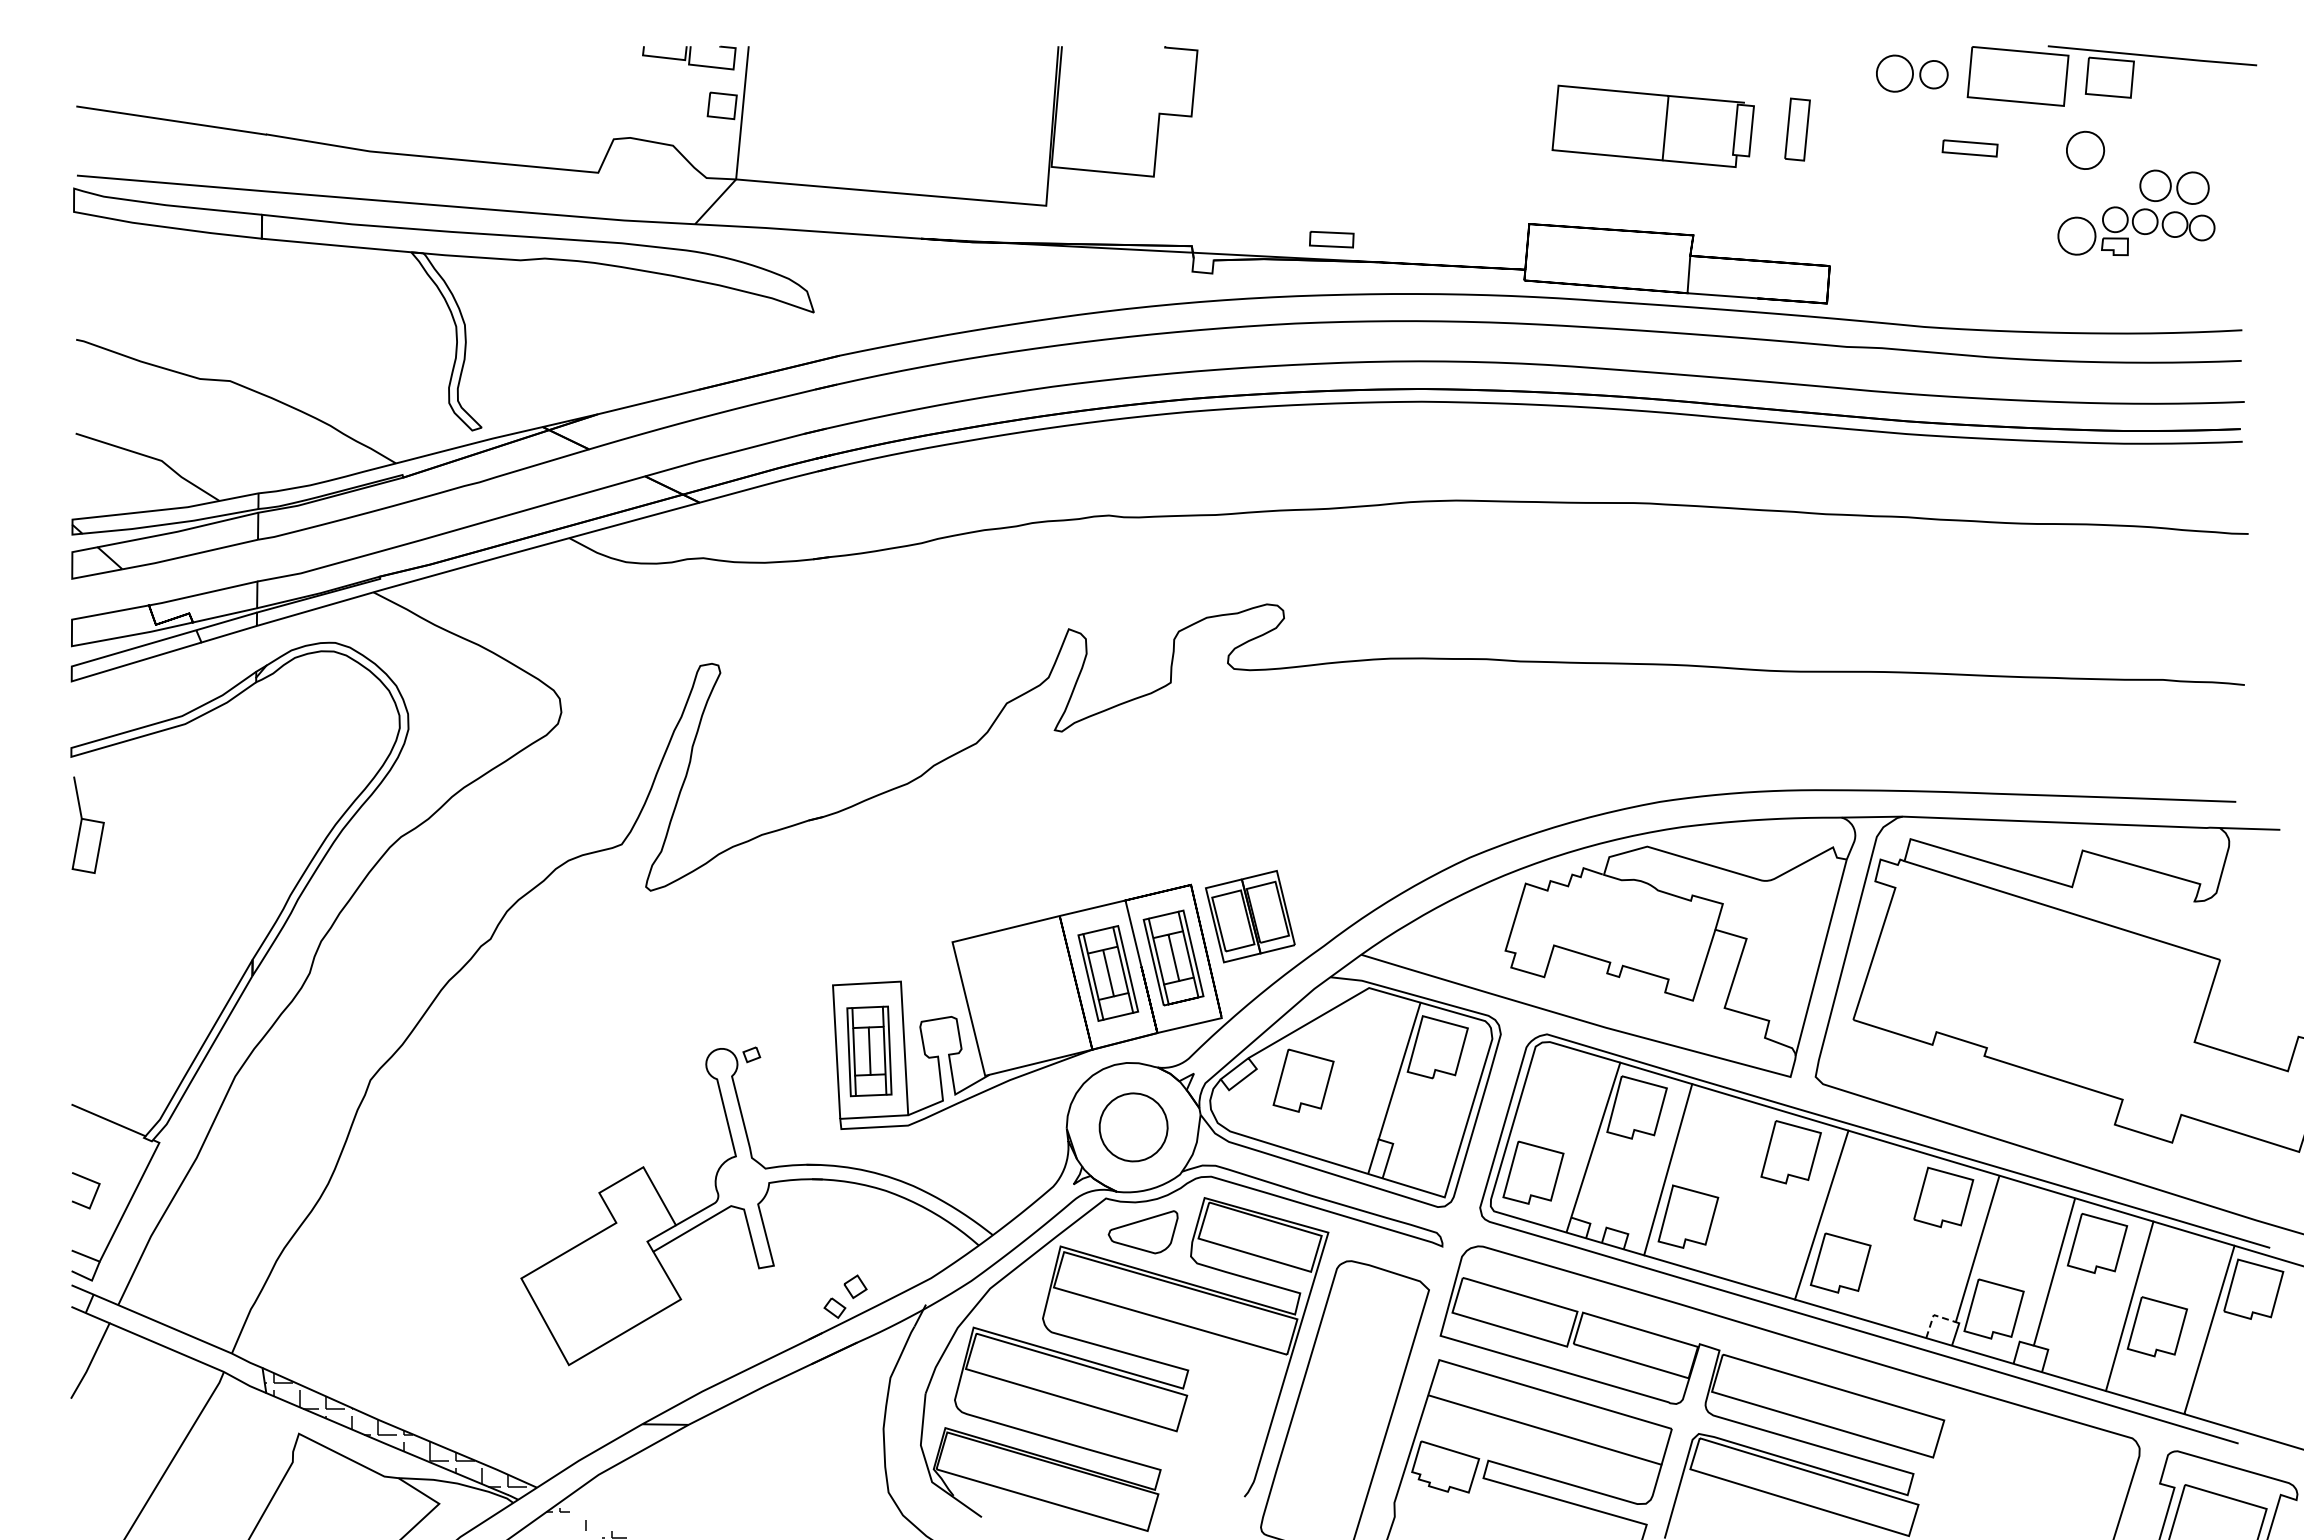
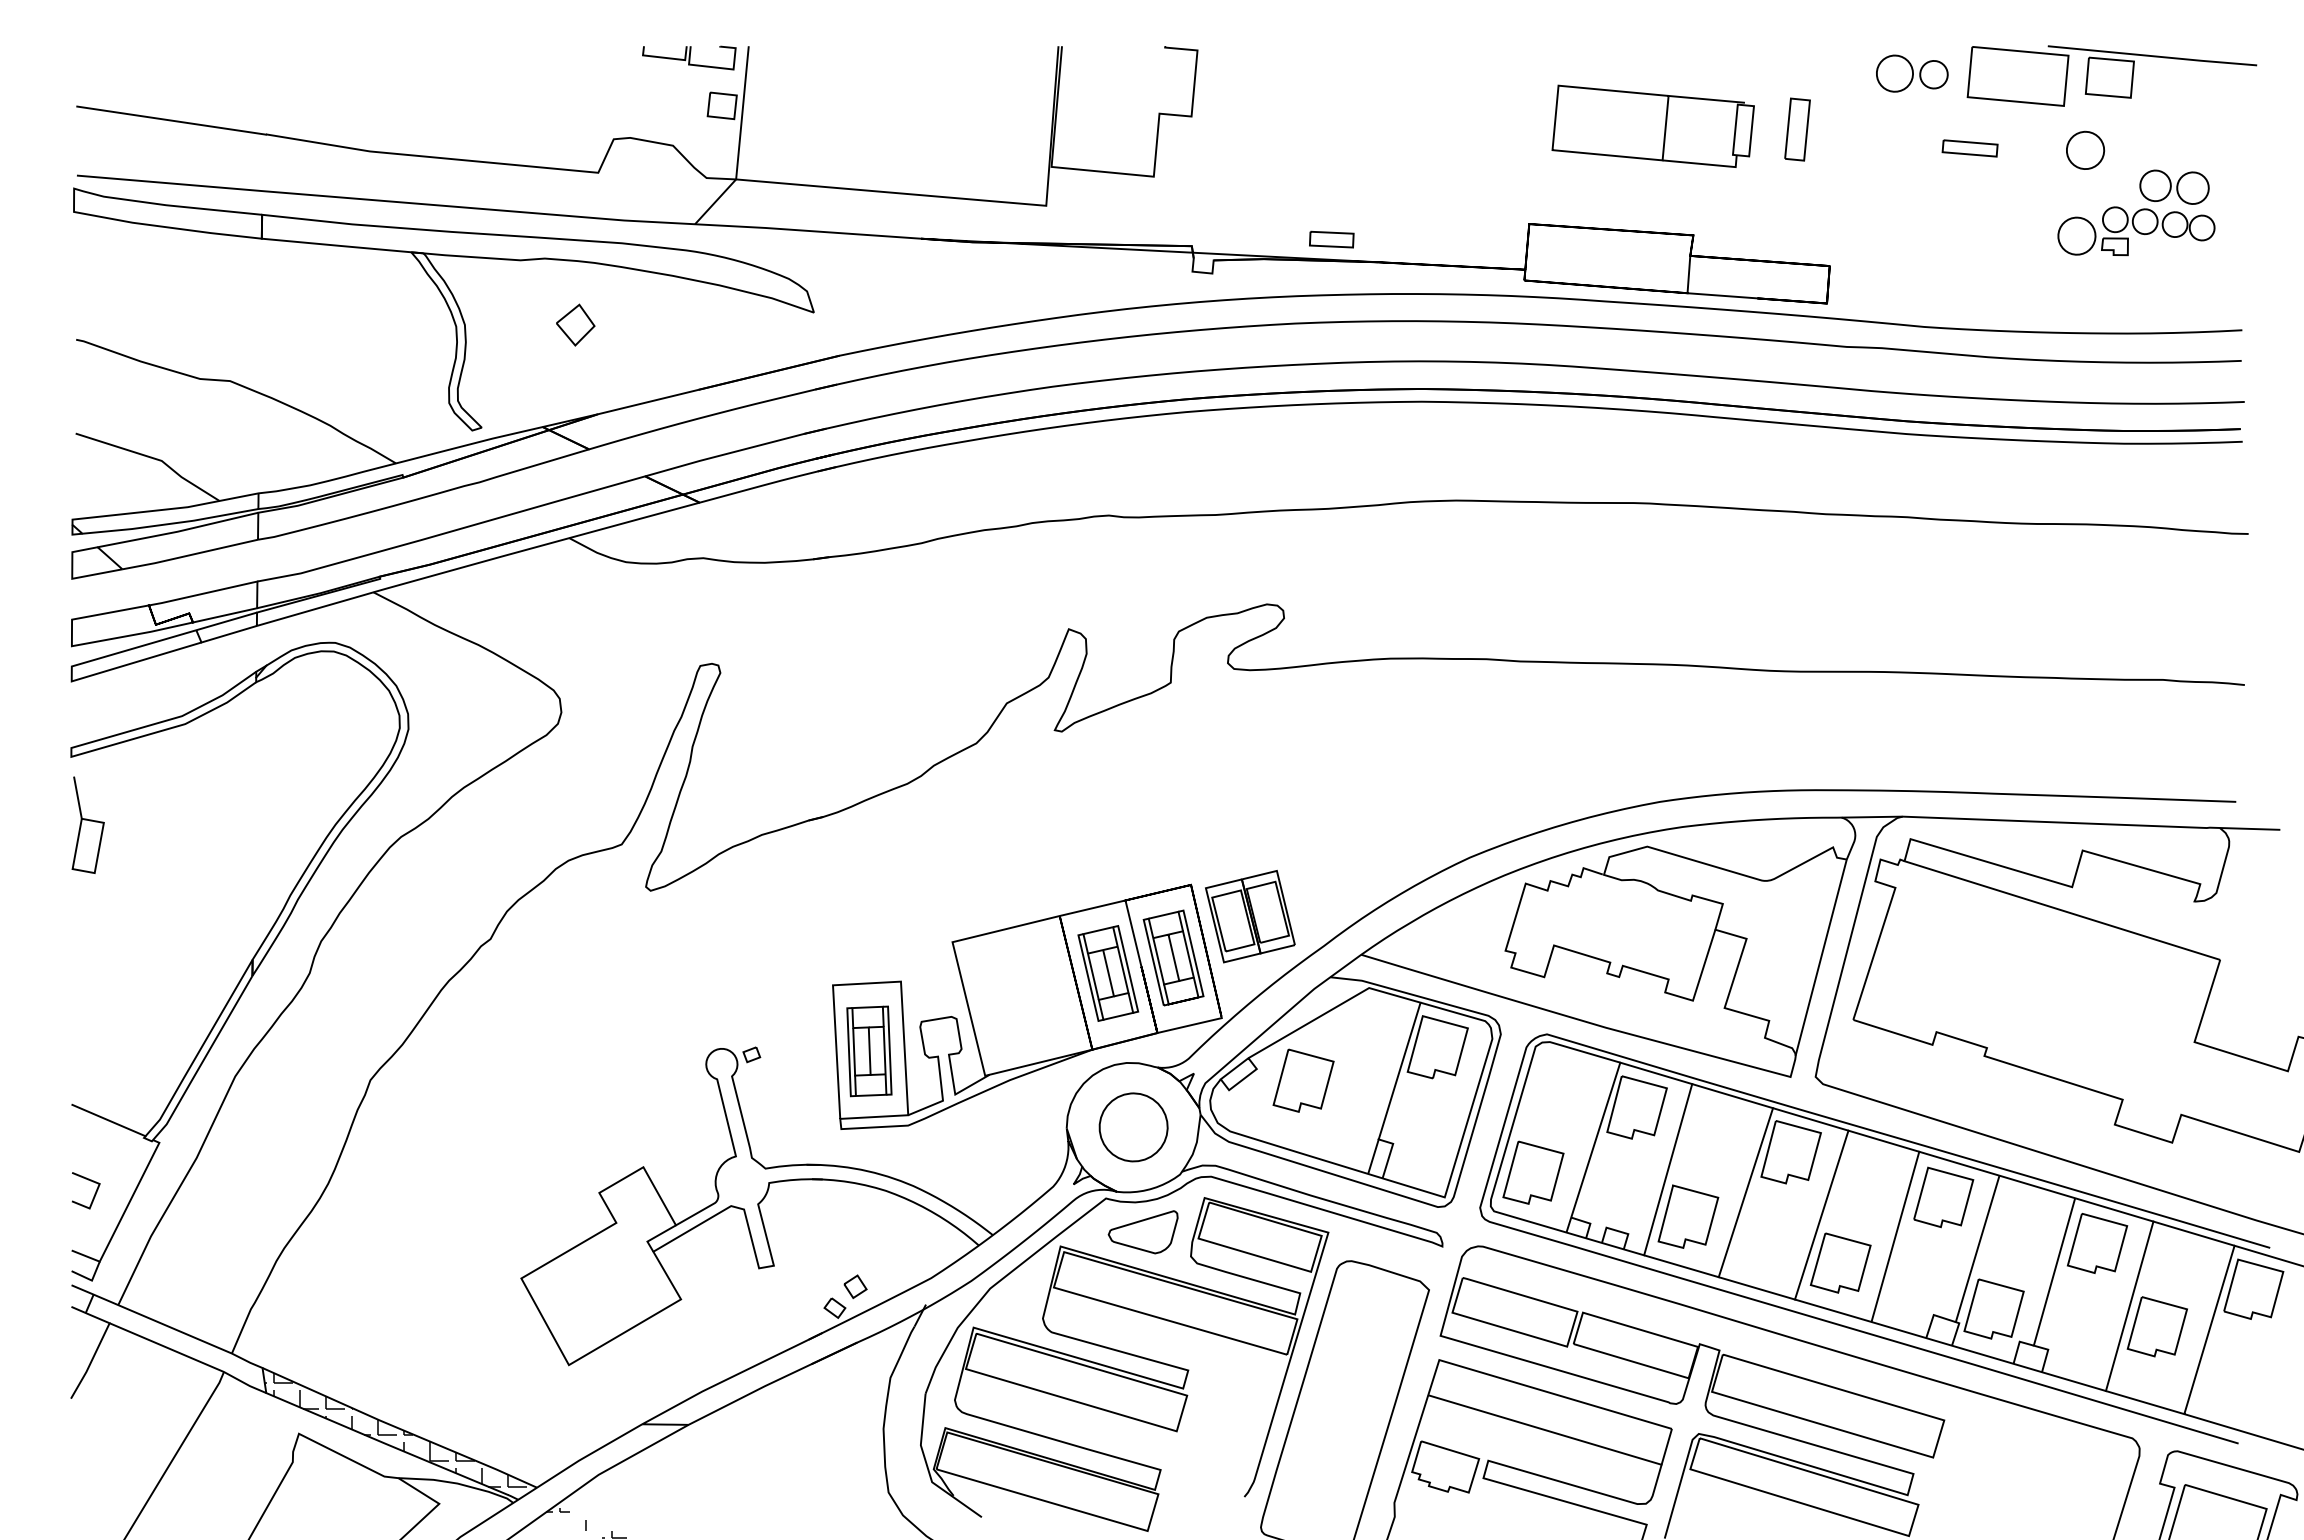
part: none -> present (575, 324)
line: none -> present (1745, 1192)
line: none -> present (1895, 1236)
line: dashed -> solid (1933, 1315)
